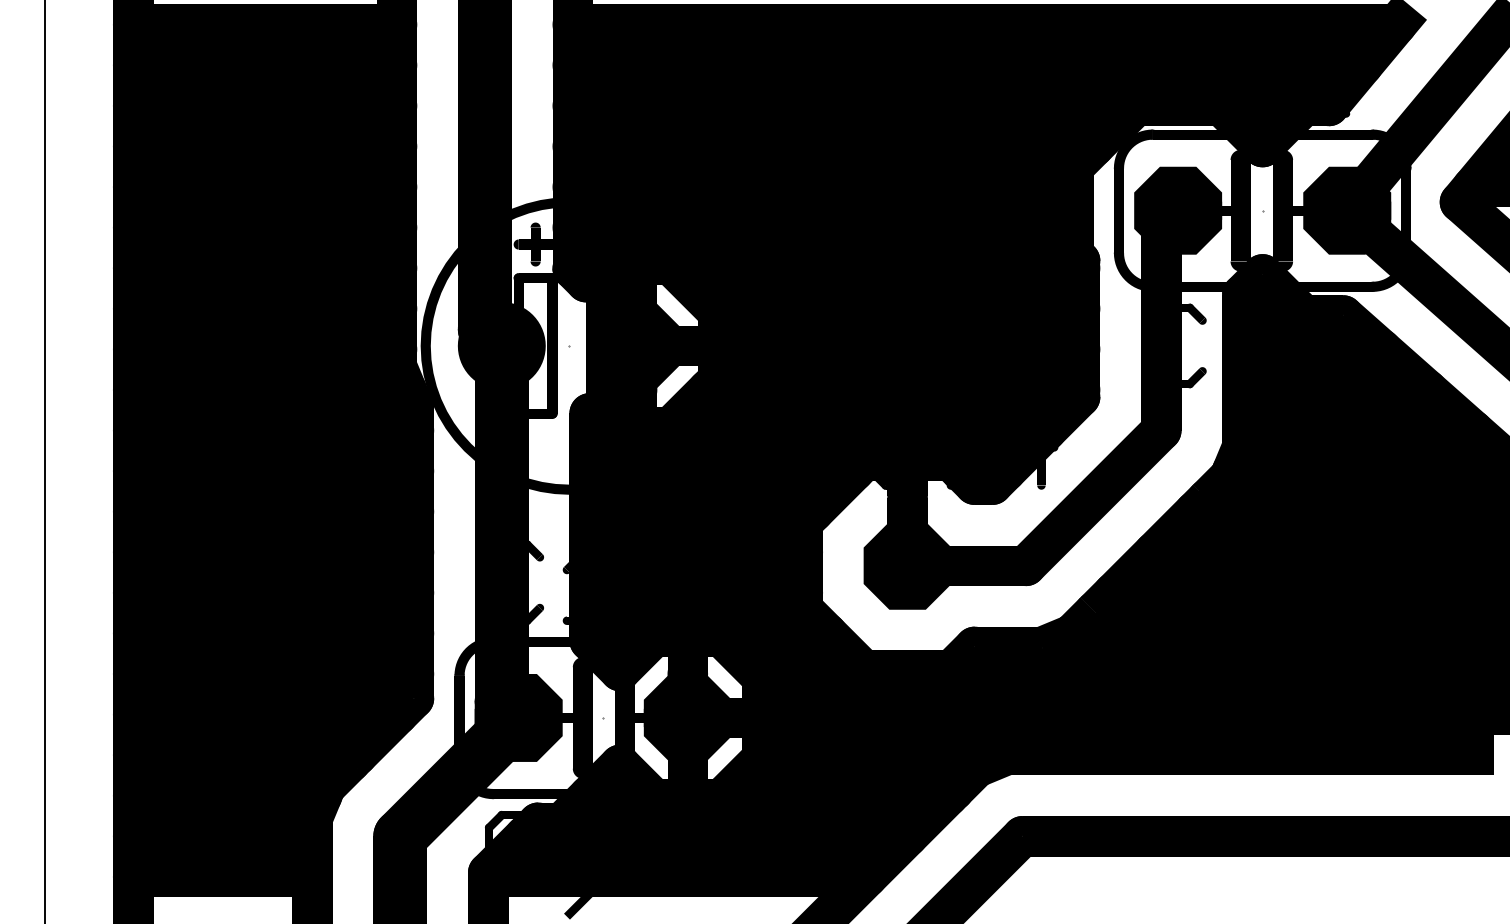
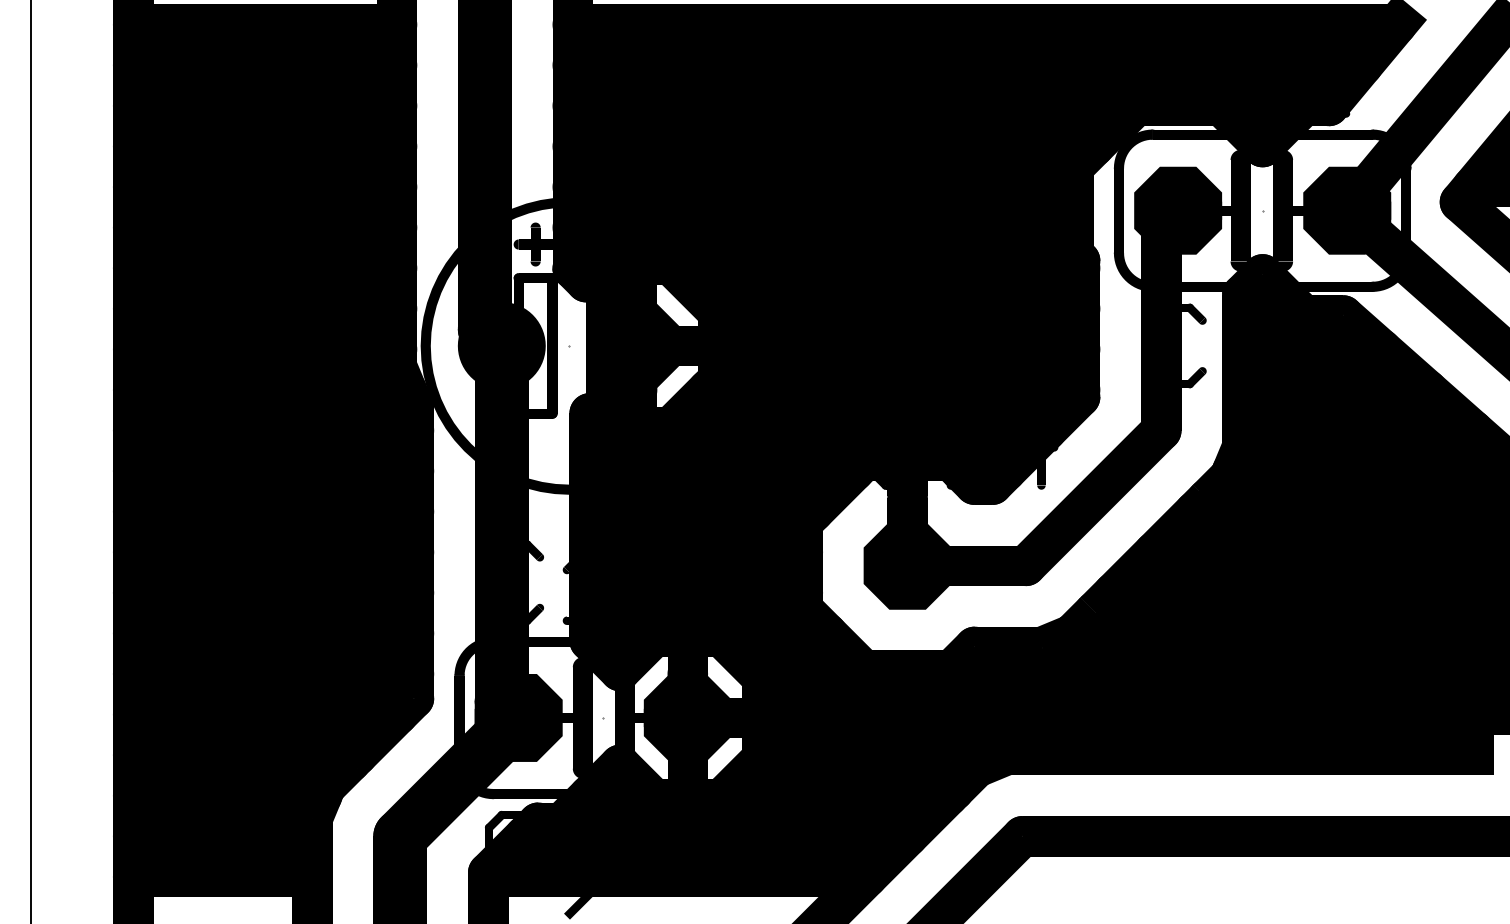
line position: (45, 461) -> (31, 461) (31, 461)
